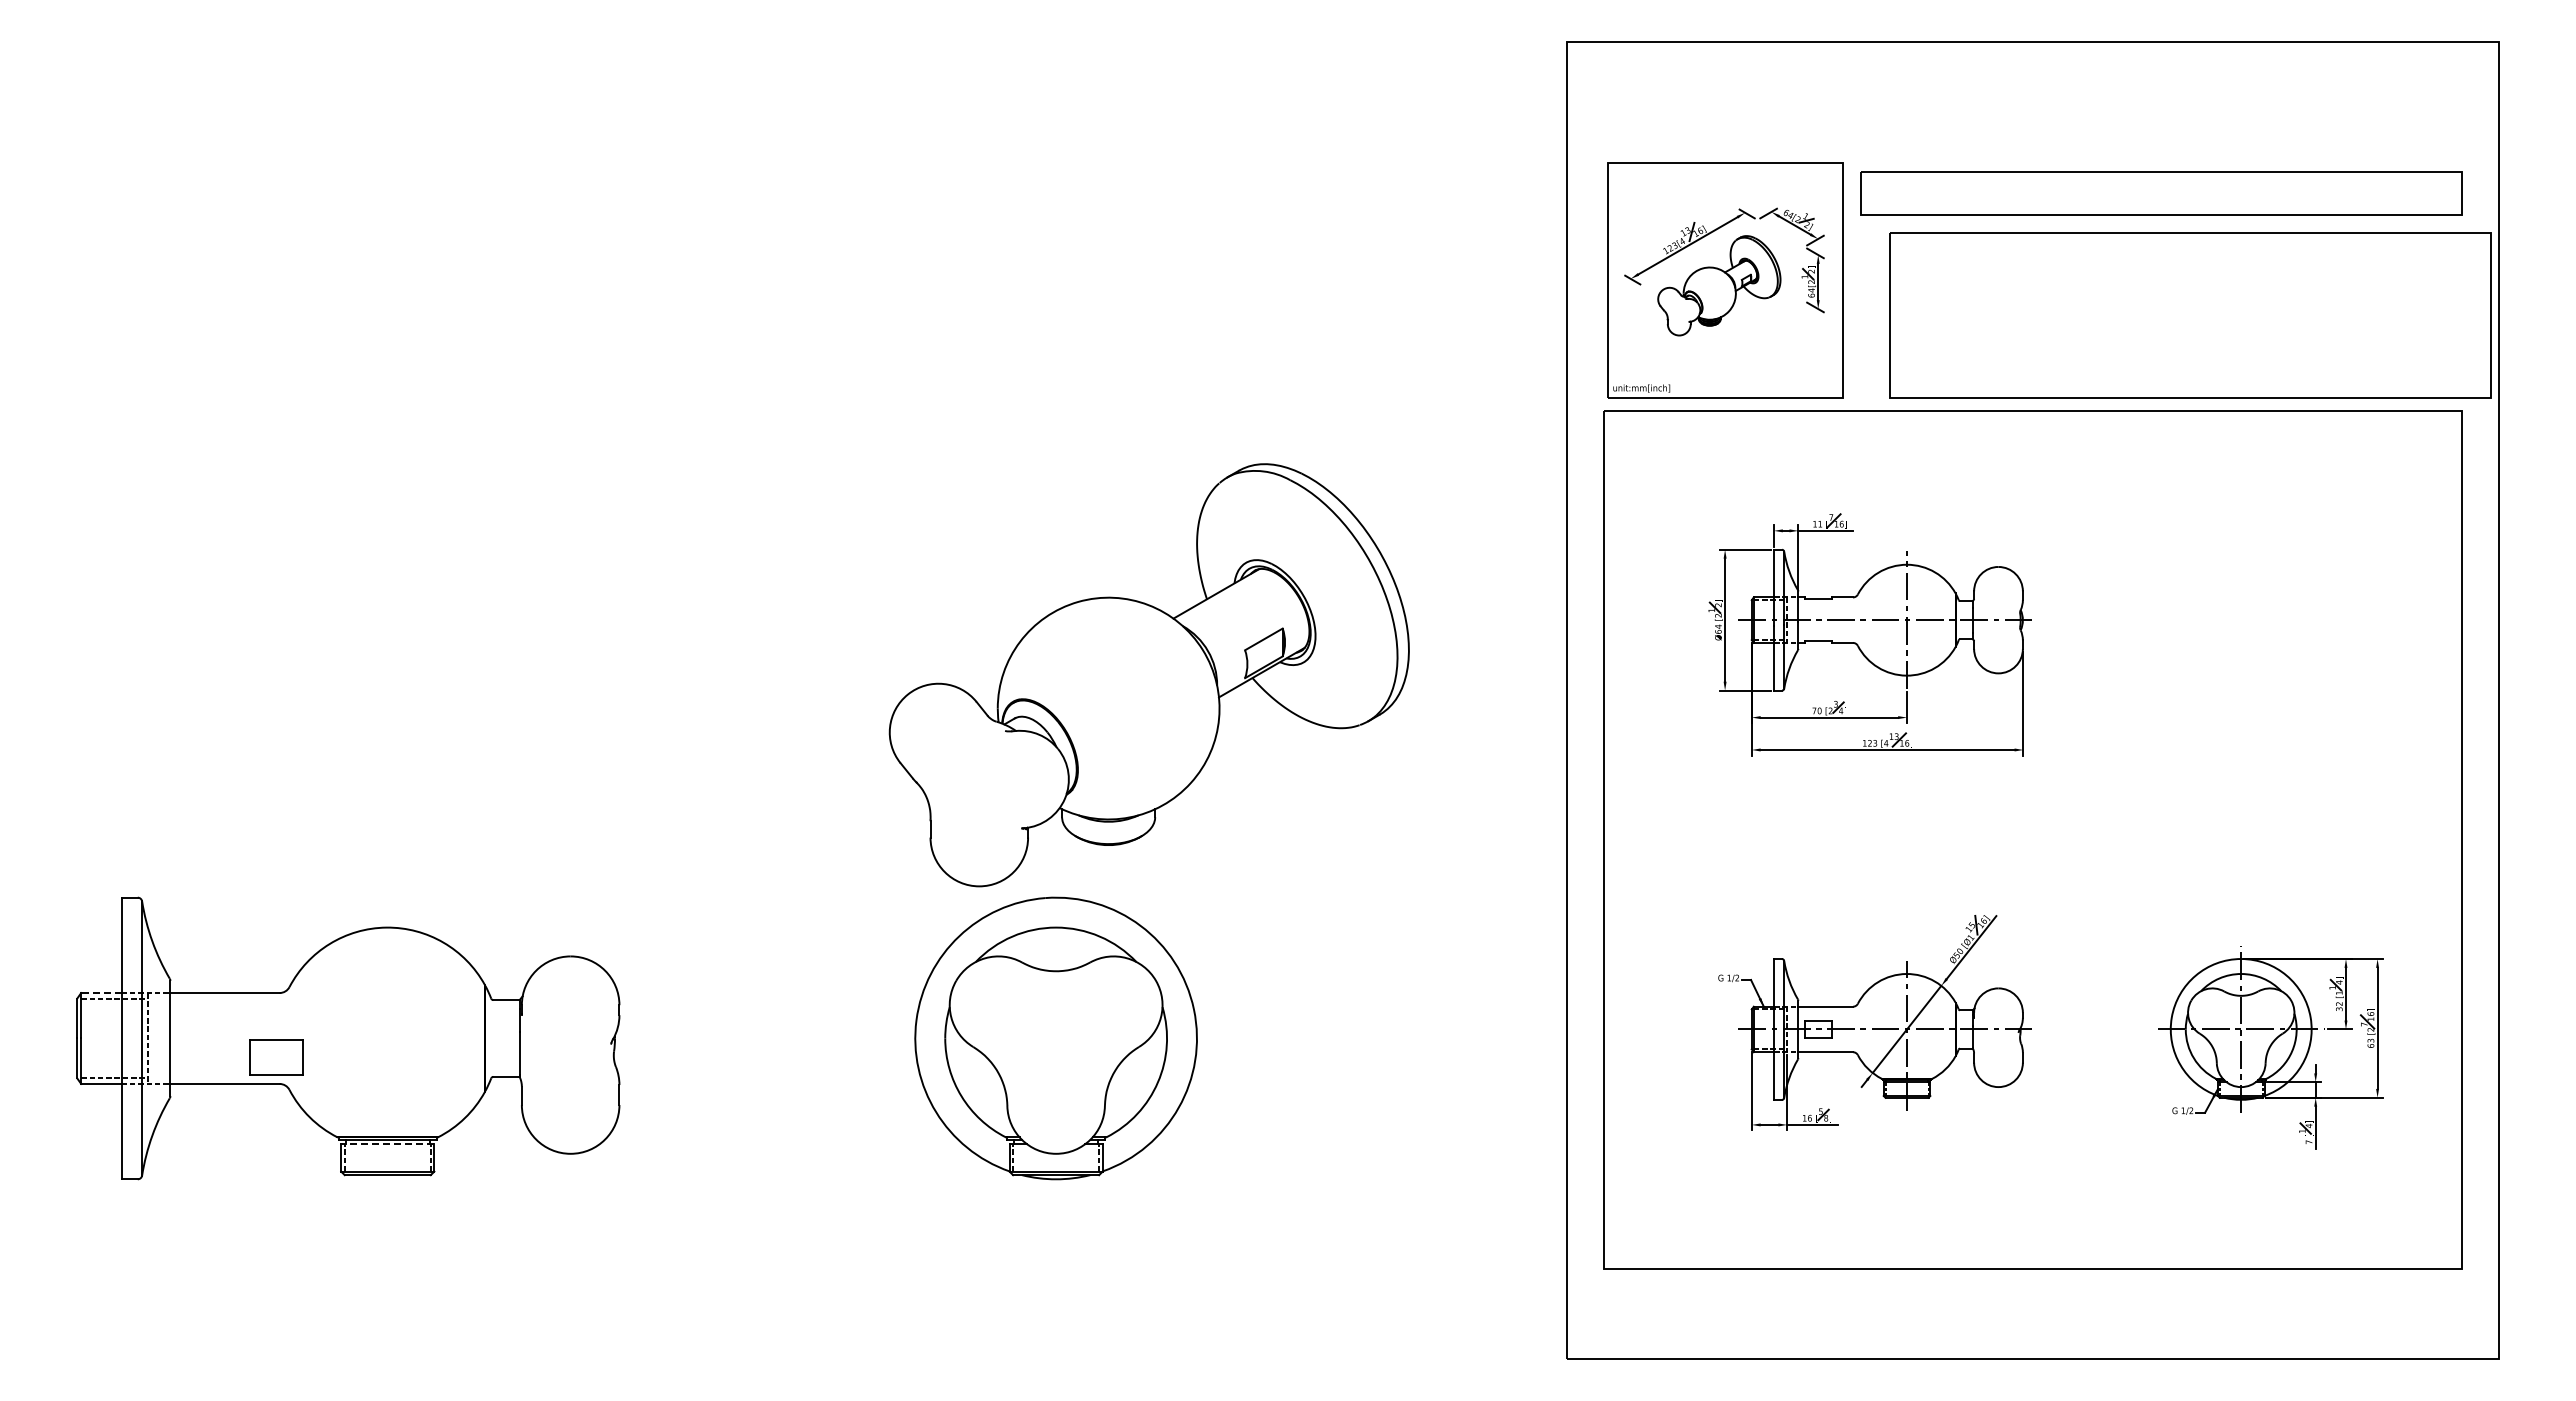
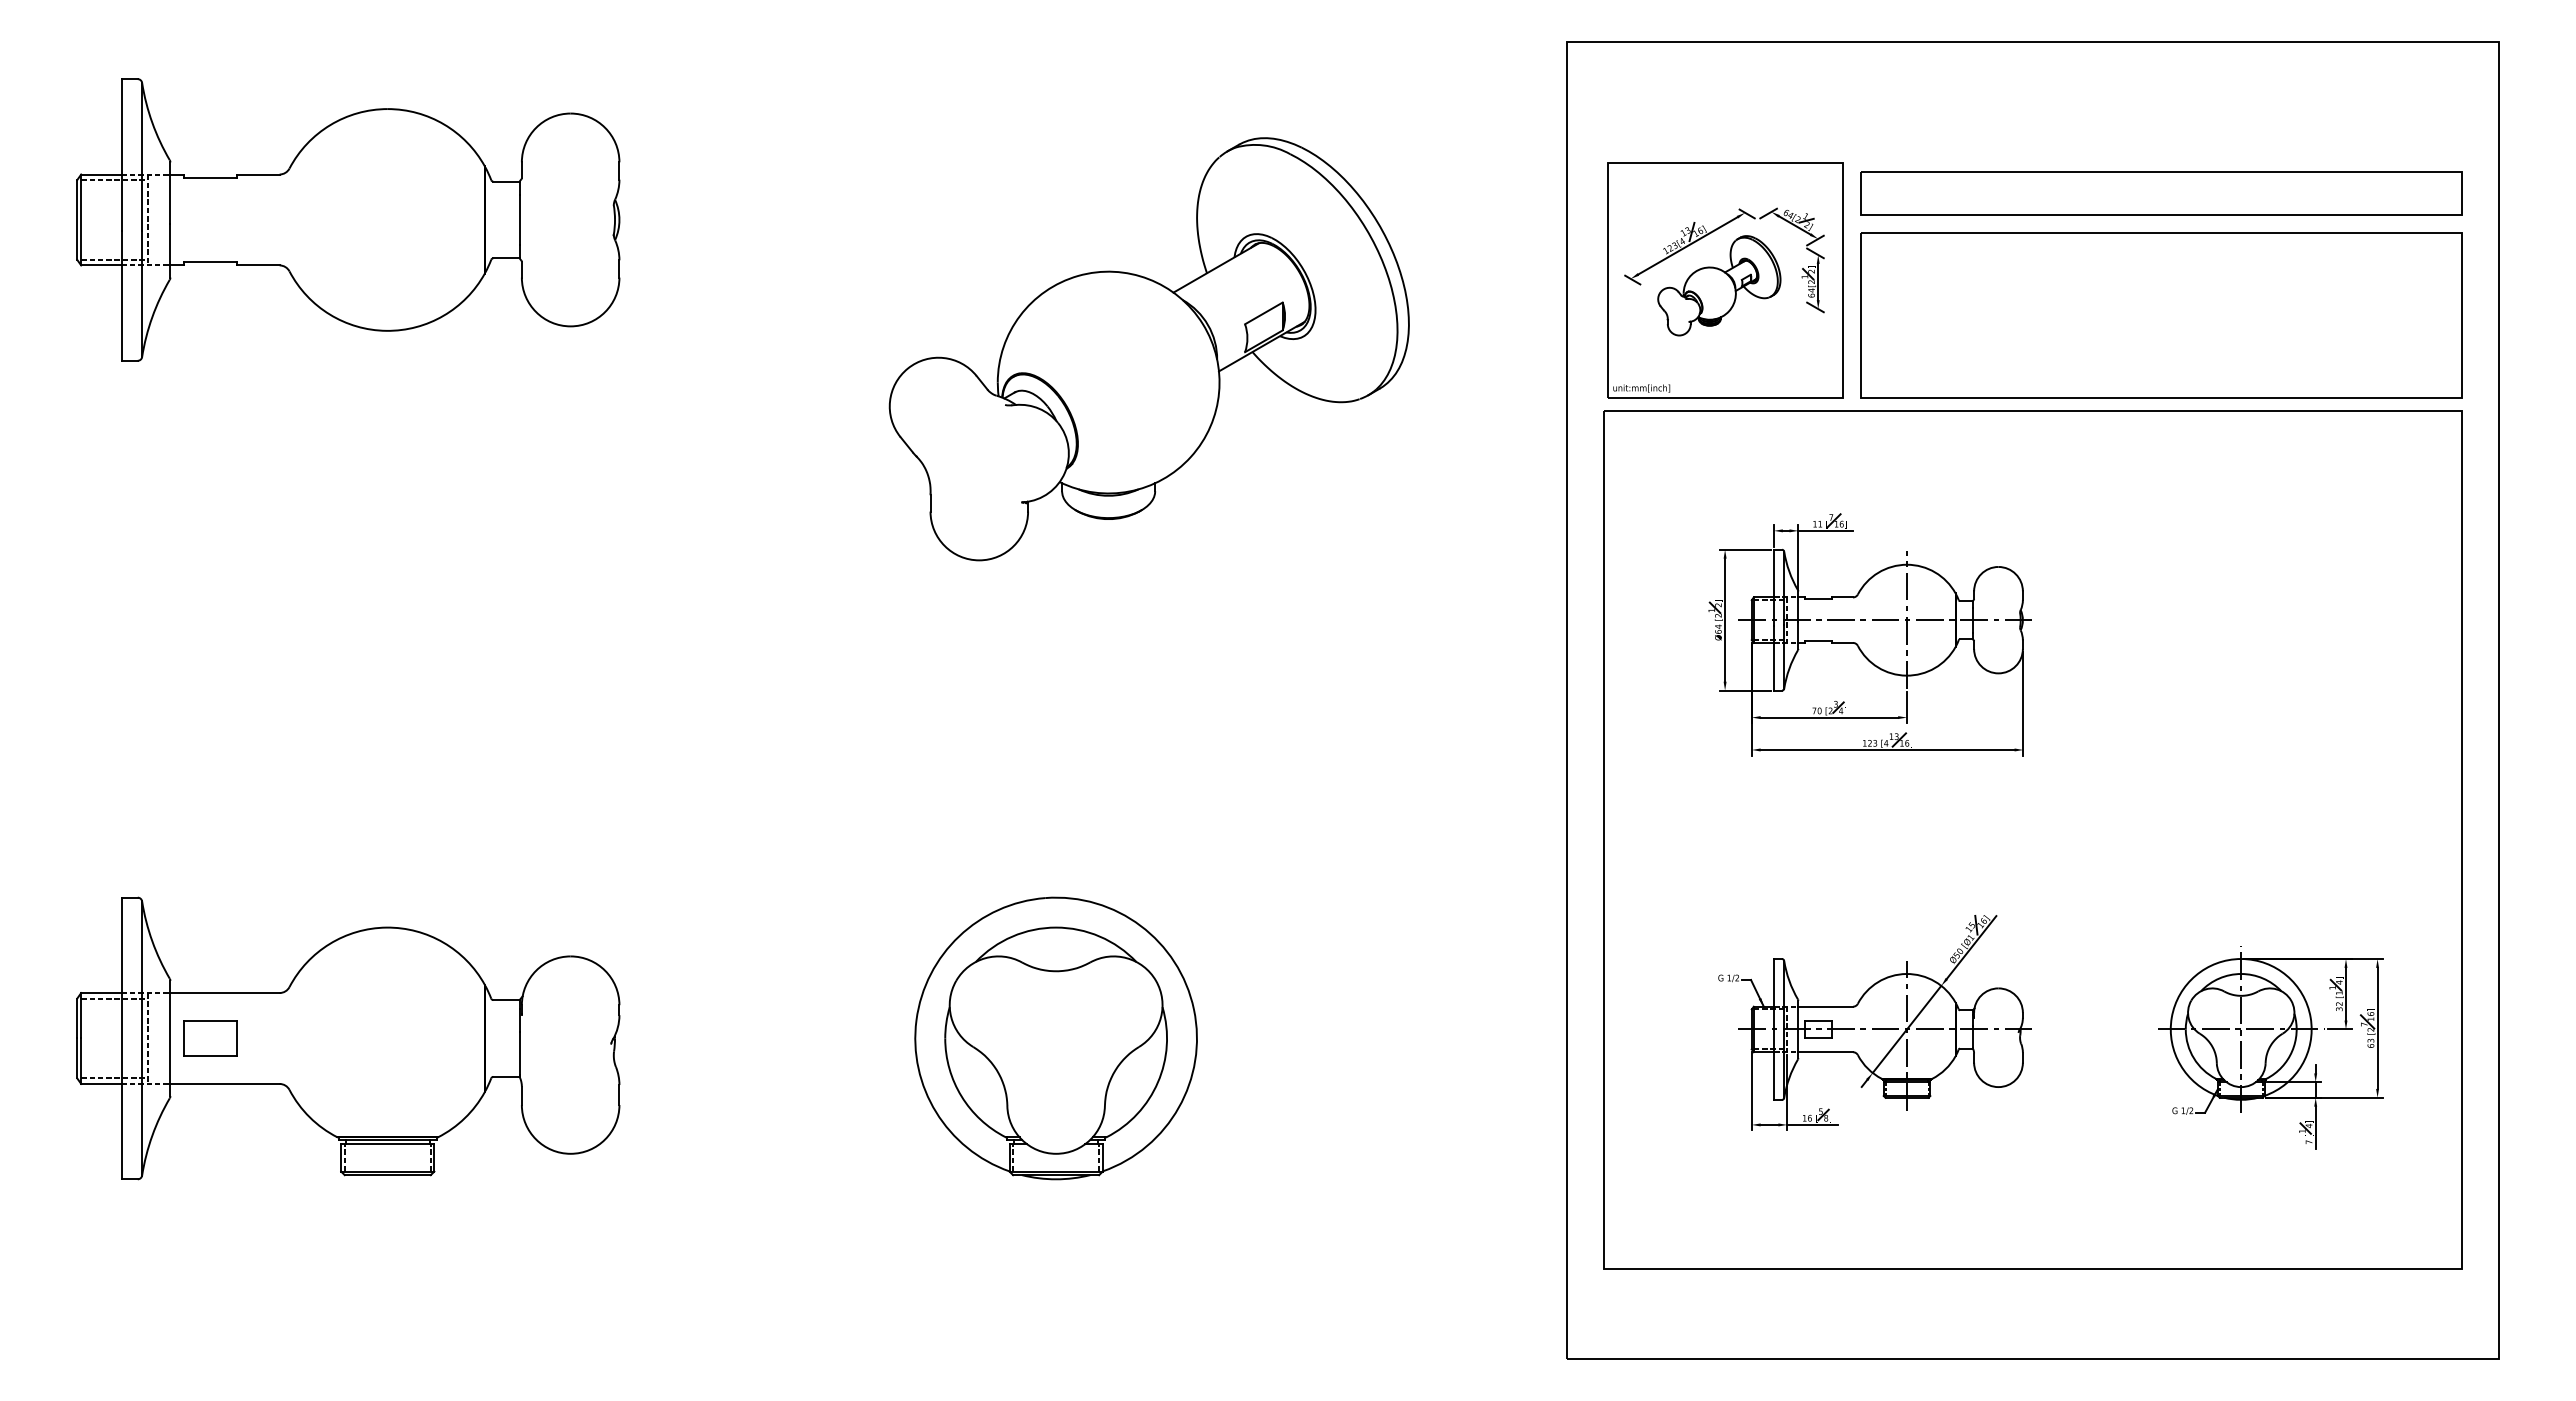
part: none -> present (348, 219)
part position: (2190, 315) -> (2161, 315) (2161, 315)
part position: (1148, 675) -> (1148, 349) (1148, 349)
line: dashed -> solid (100, 993)
part position: (276, 1057) -> (210, 1038) (210, 1038)
line: dashed -> solid (387, 1144)
